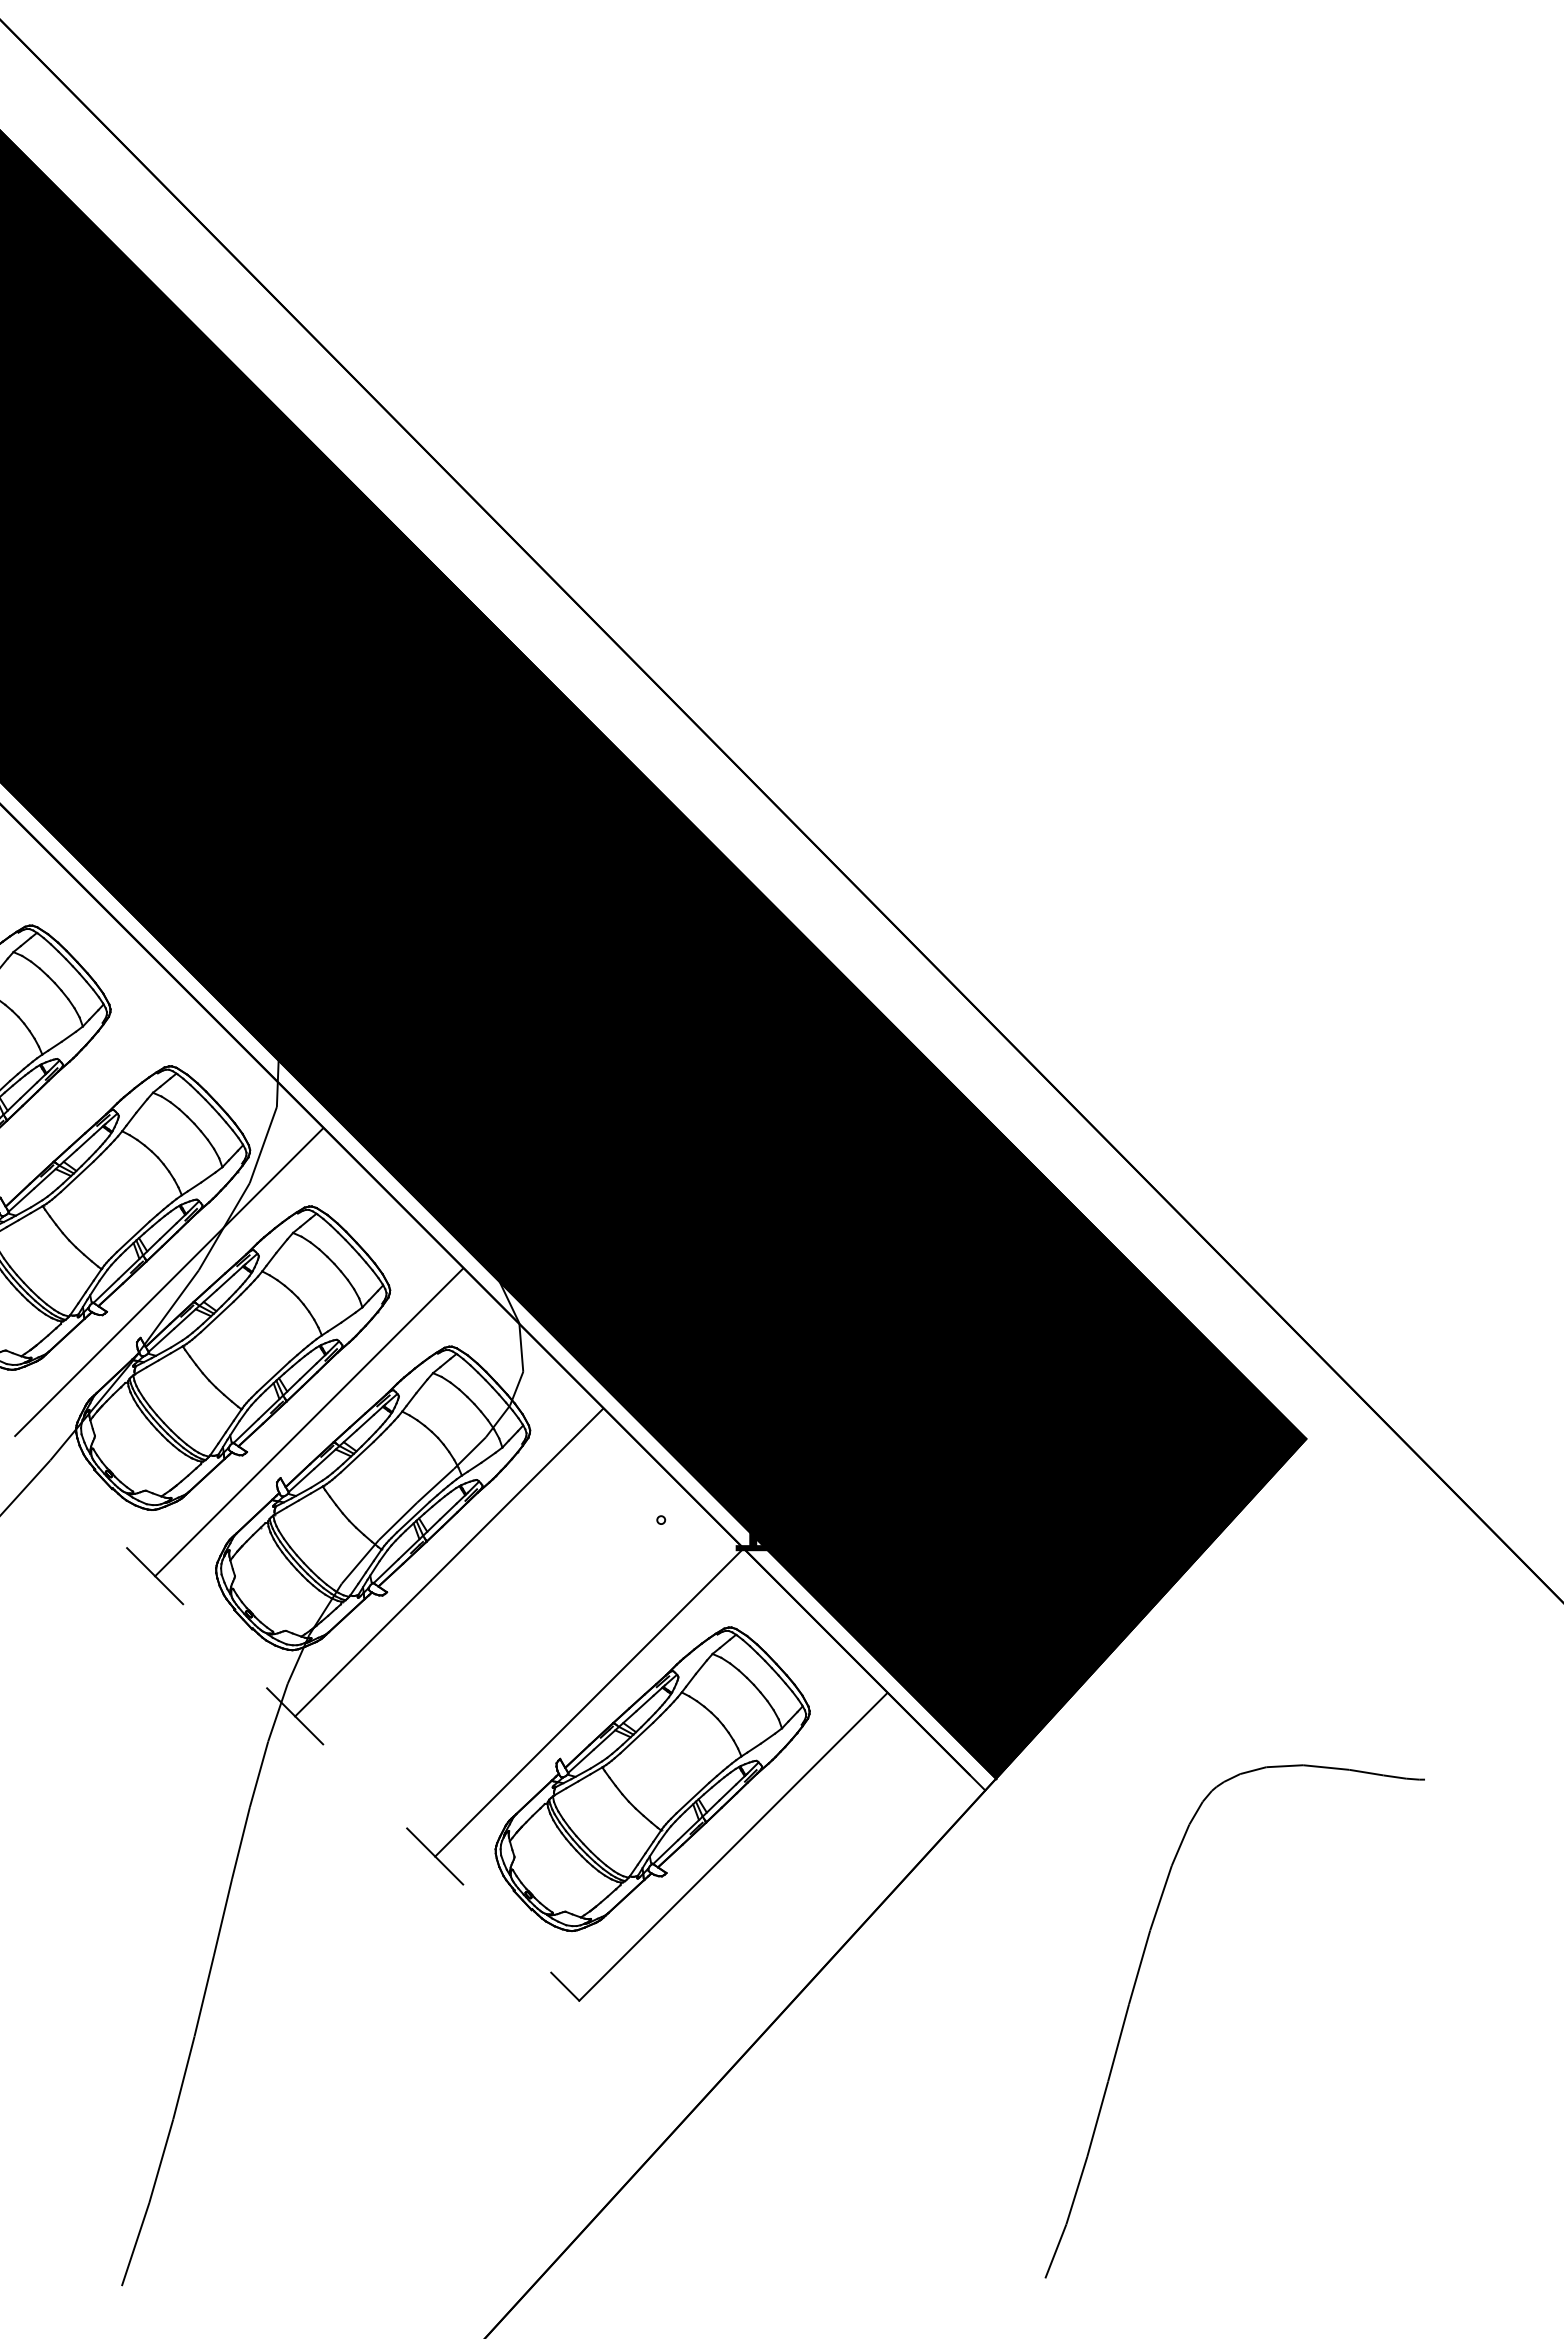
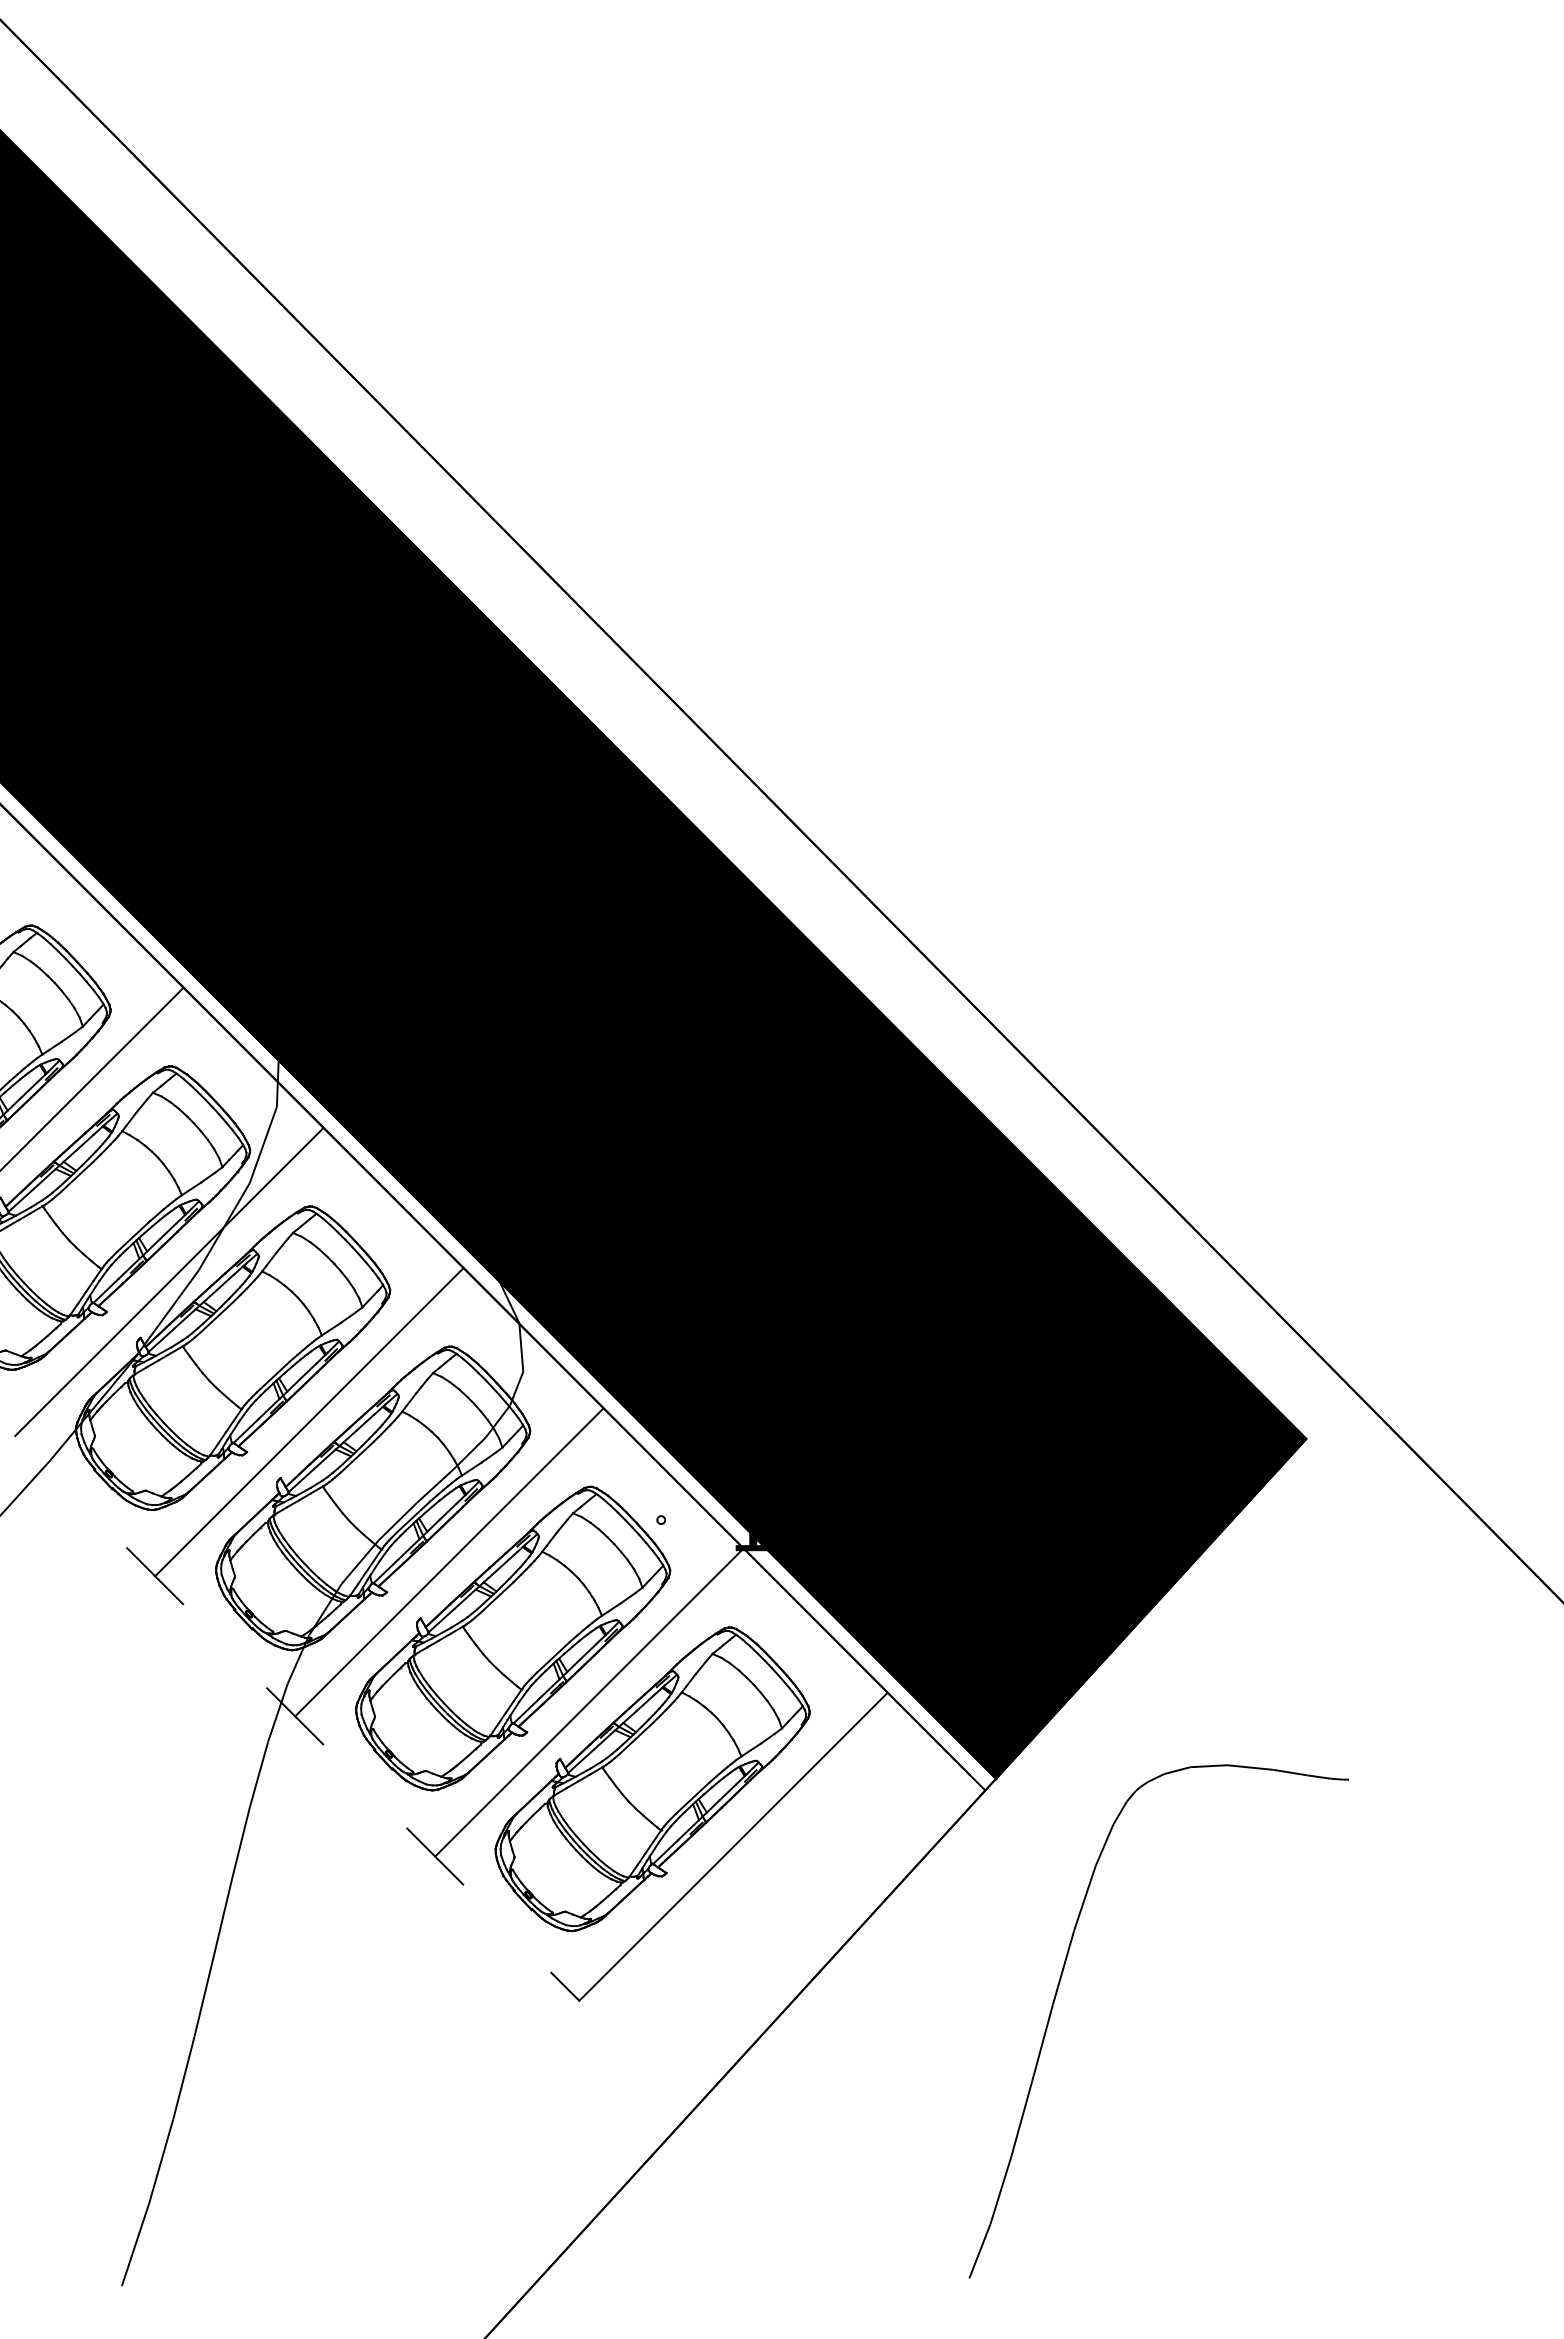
line: none -> present (92, 1078)
part: none -> present (513, 1638)
part position: (1133, 1993) -> (1057, 1993) (1057, 1993)
